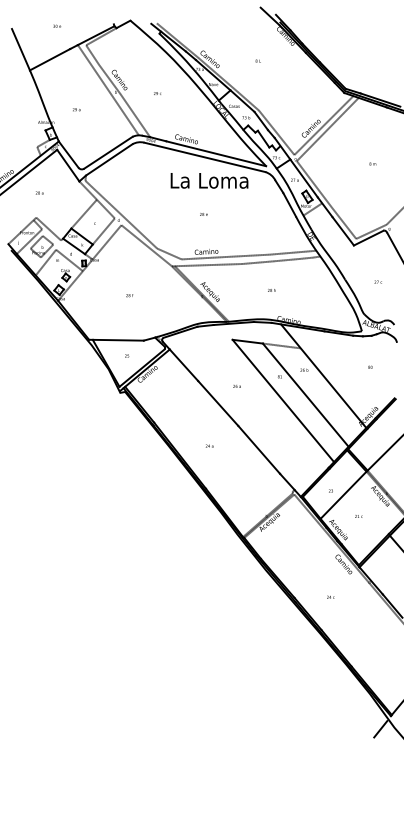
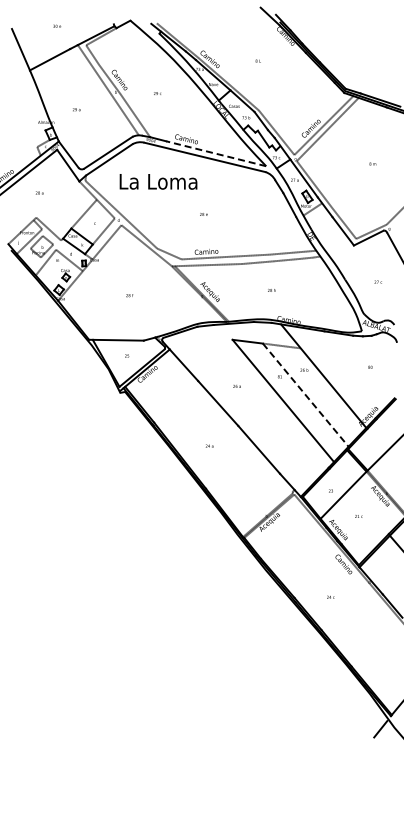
line: solid -> dashed (216, 153)
text position: (209, 180) -> (158, 181) (158, 181)
line: solid -> dashed (306, 395)
